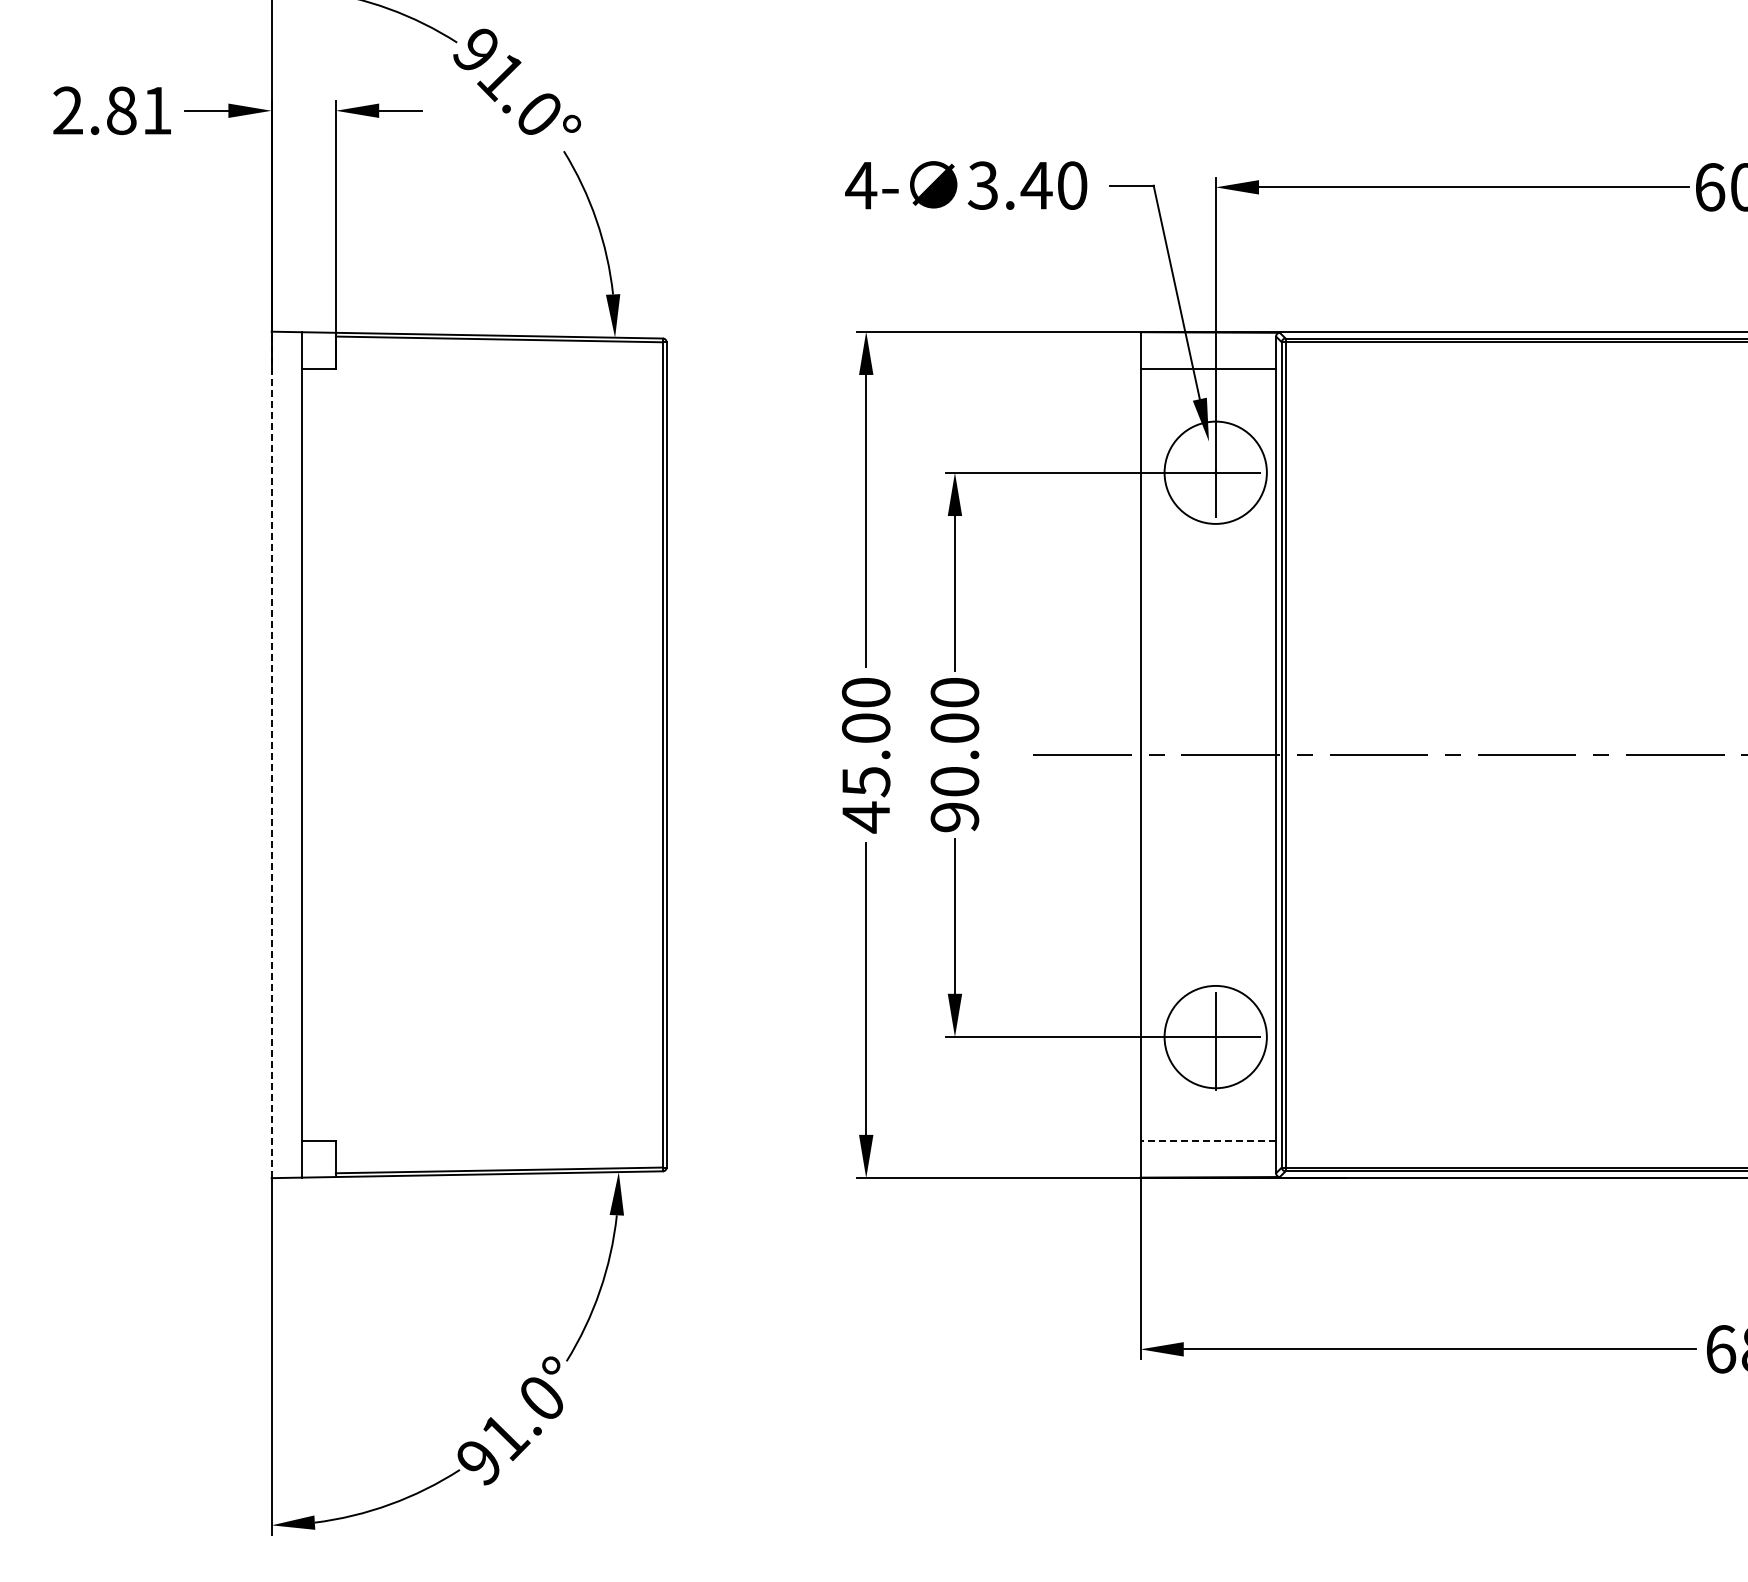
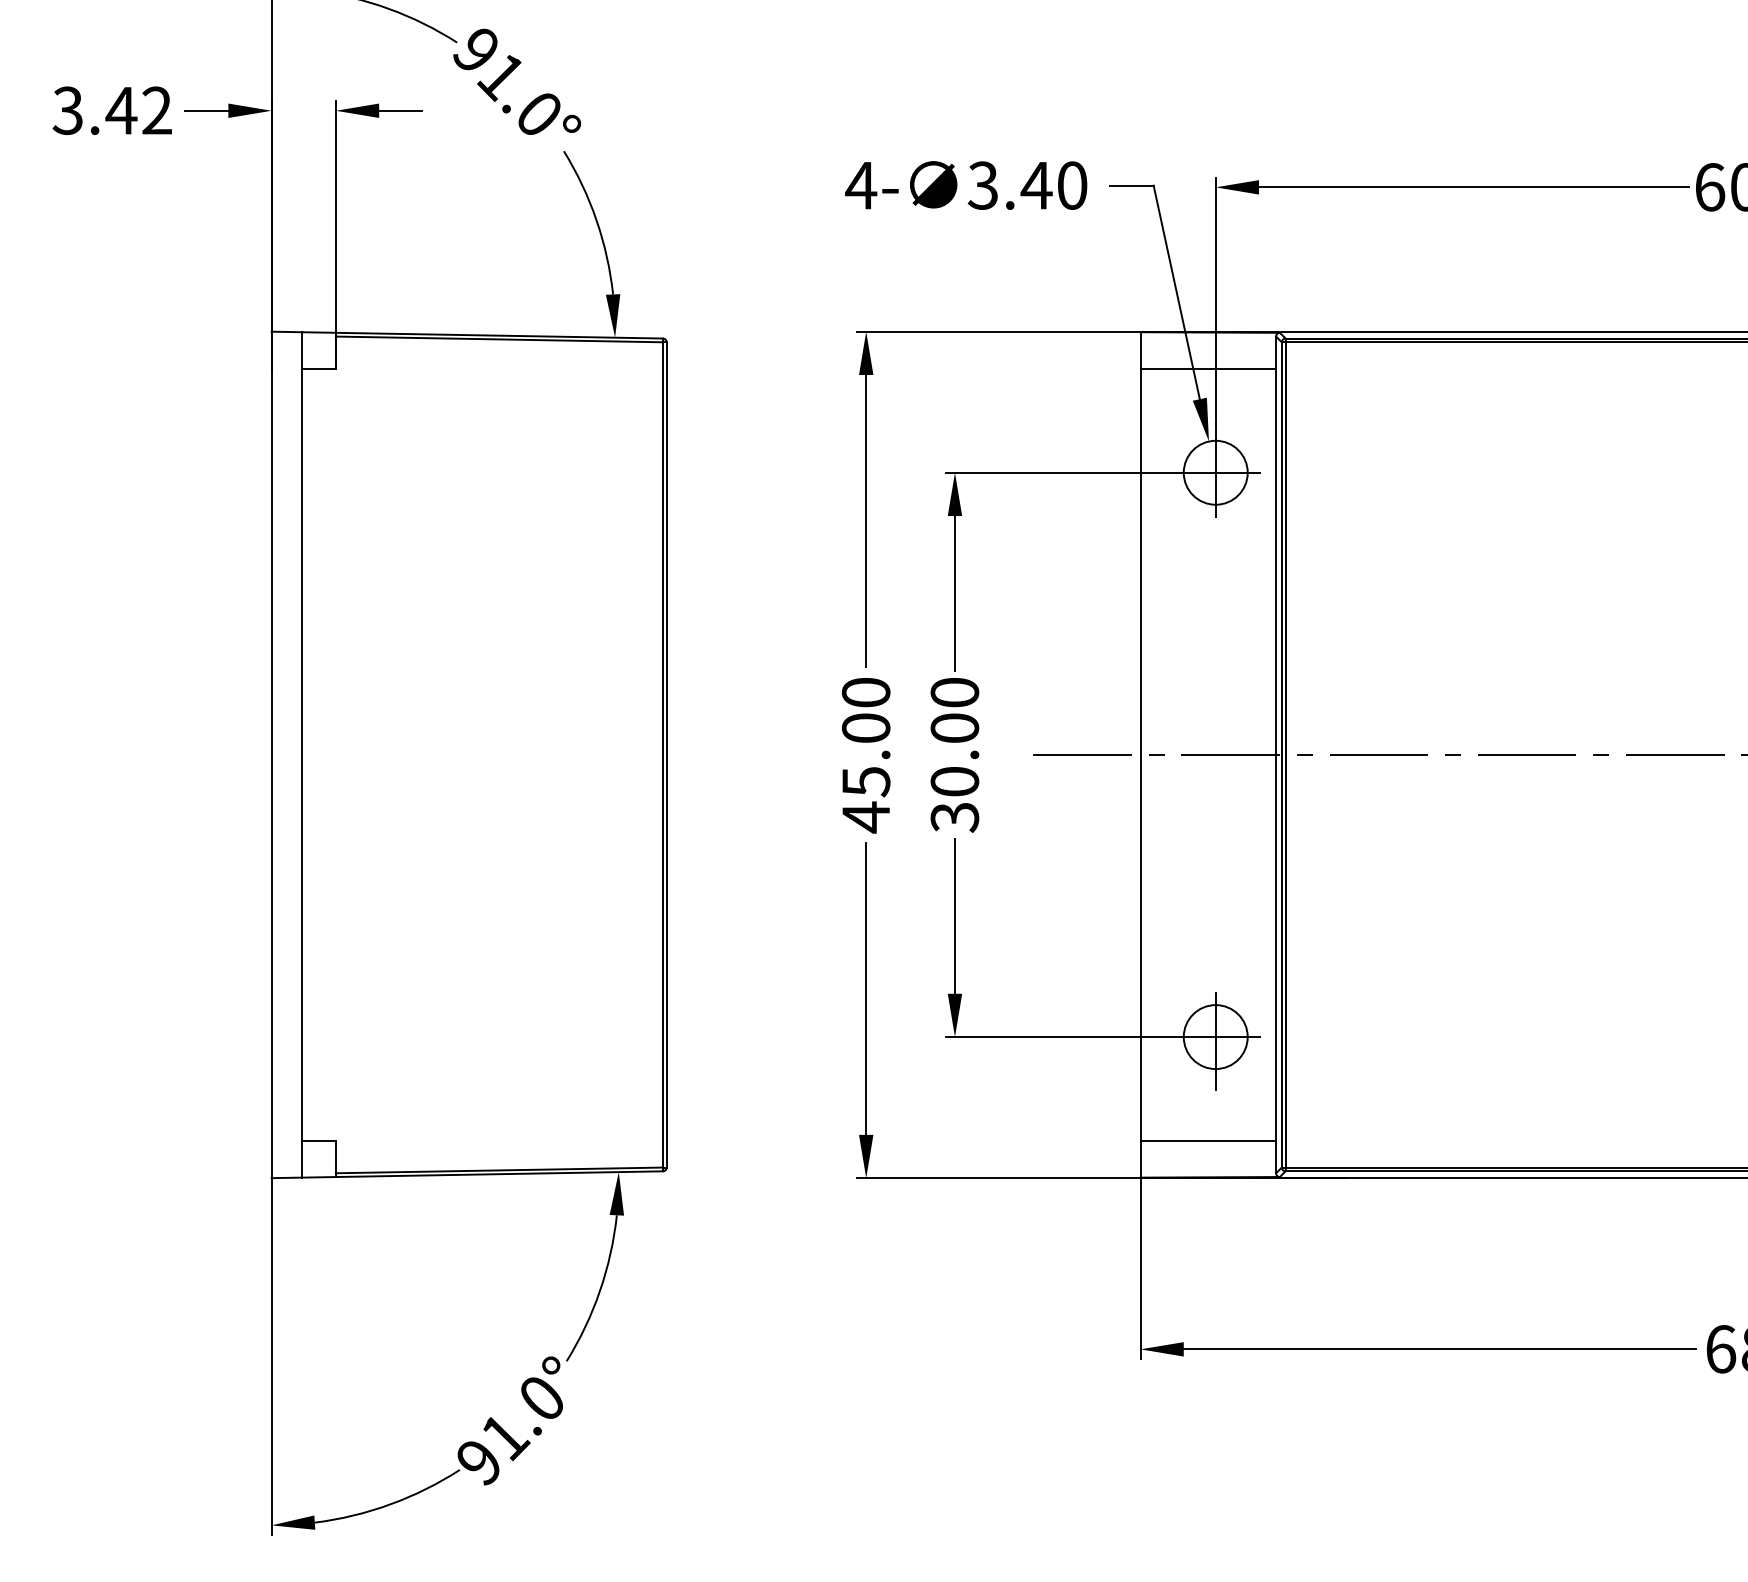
text: 2.81 -> 3.42 (111, 110)
circle diameter: 102 px -> 64 px (1215, 472)
line: dashed -> solid (271, 754)
text: 90.00 -> 30.00 (954, 817)
circle diameter: 102 px -> 64 px (1215, 1037)
line: dashed -> solid (1208, 1140)
